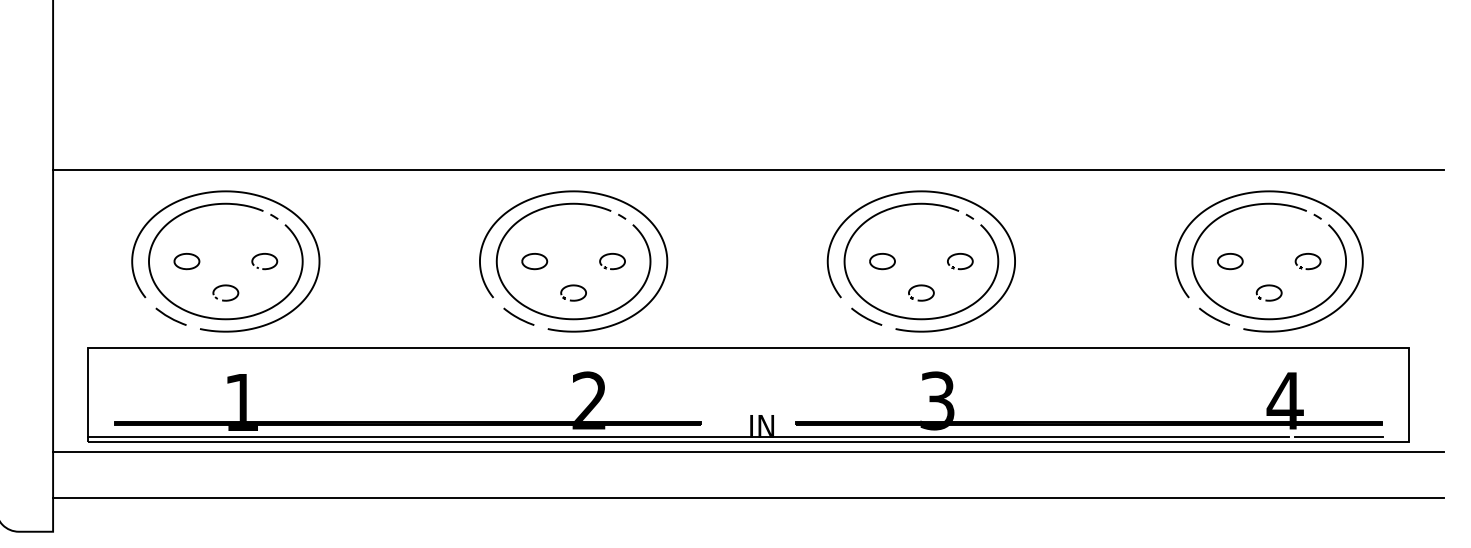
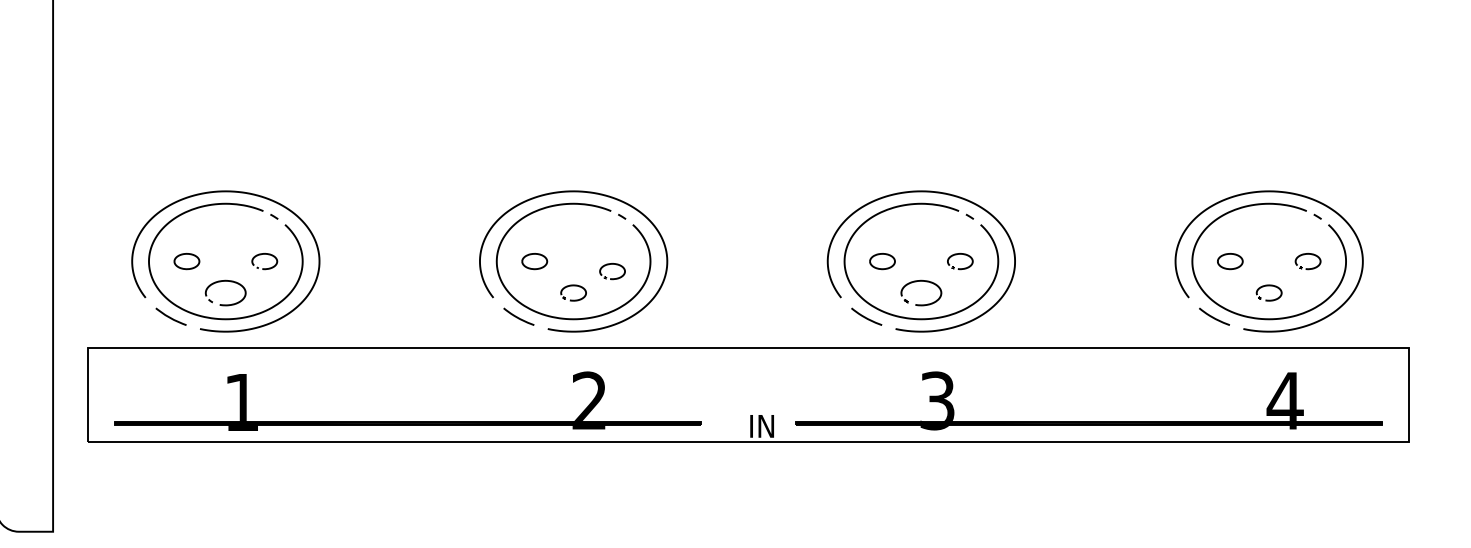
line: present -> none (748, 169)
part position: (612, 254) -> (612, 264) (612, 264)
part size: 28x18 px -> 43x28 px (225, 292)
part size: 27x18 px -> 43x28 px (921, 292)
line: present -> none (687, 437)
line: present -> none (1338, 437)
line: present -> none (748, 451)
line: present -> none (748, 497)
